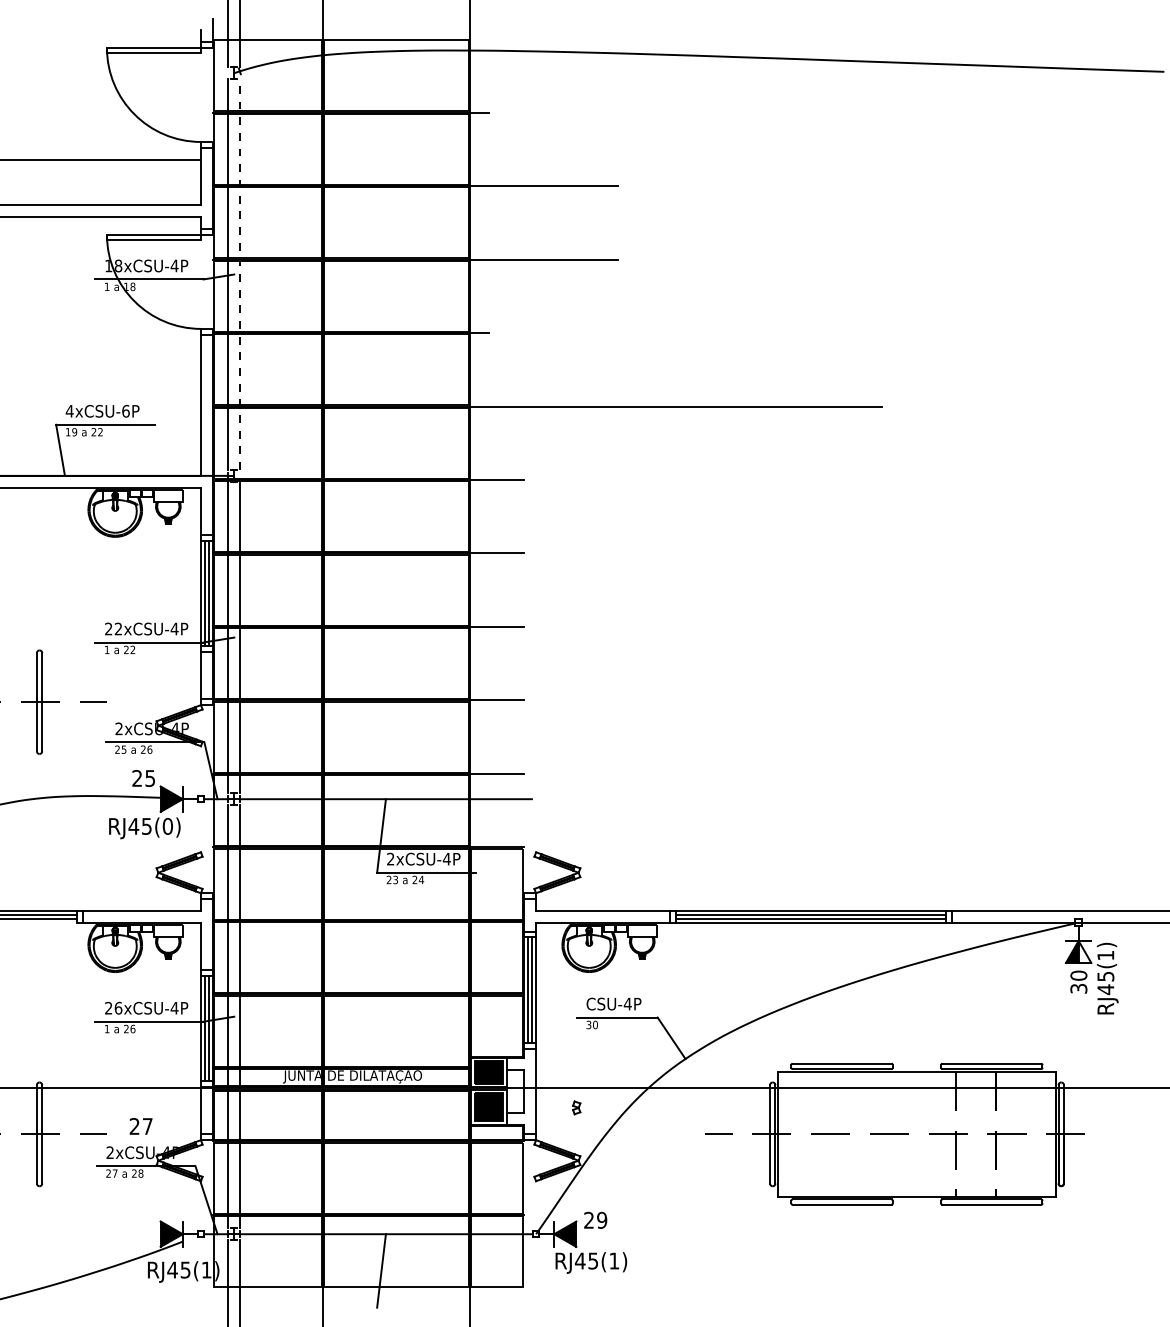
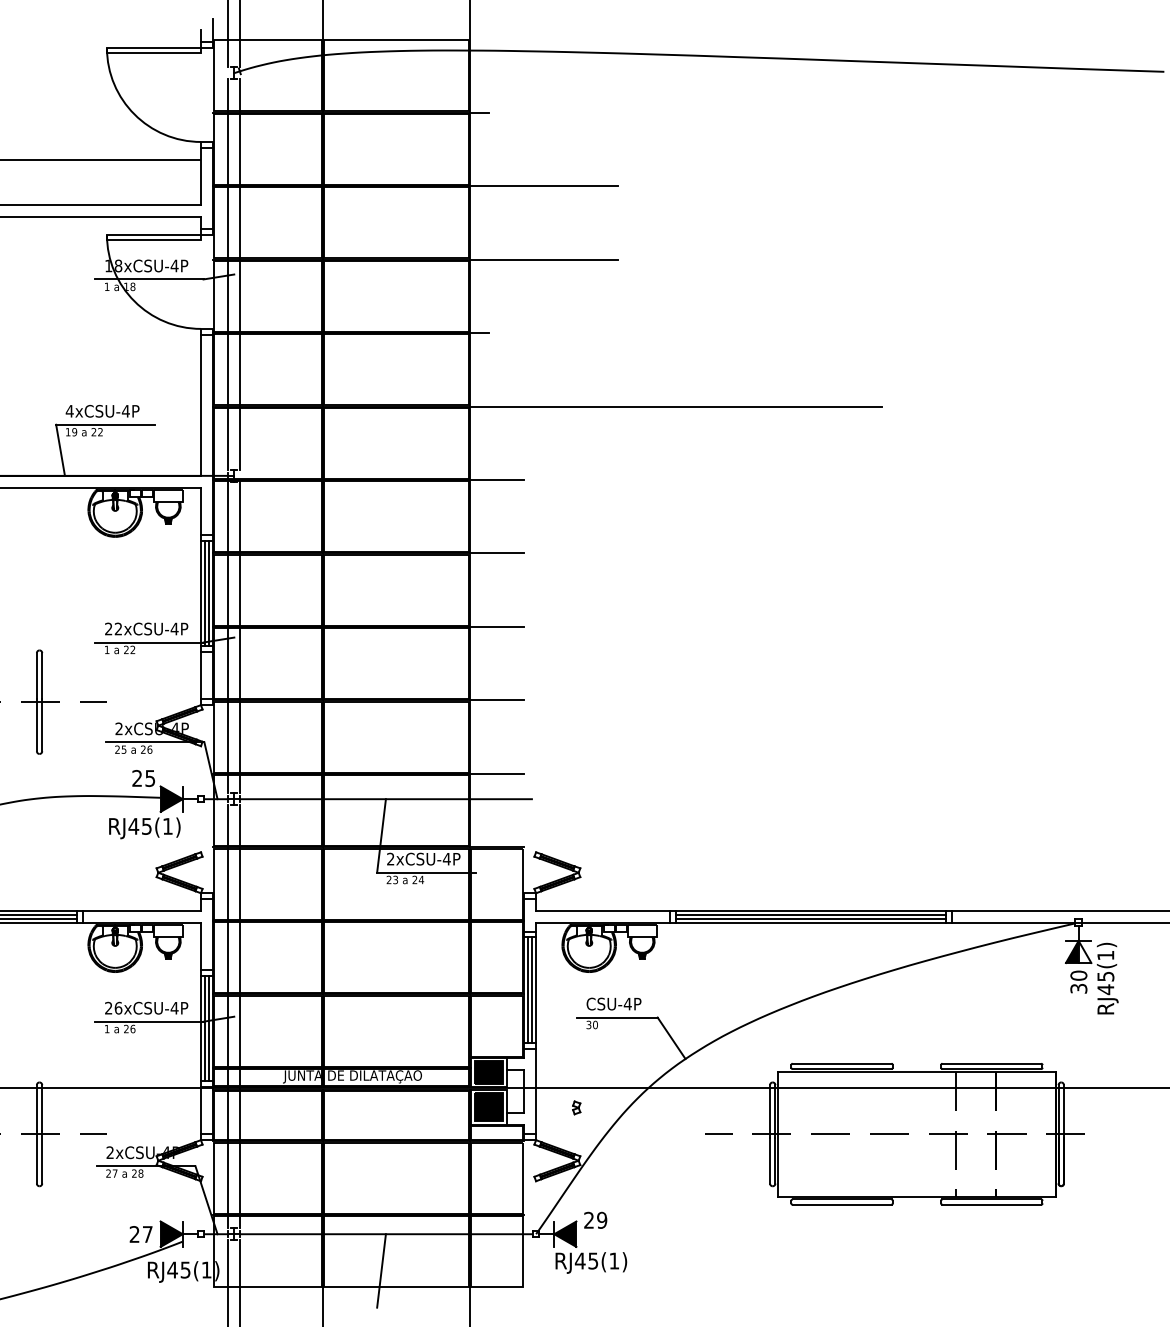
line: dashed -> solid (240, 274)
text: 4xCSU-6P -> 4xCSU-4P (125, 411)
text: RJ45(0) -> RJ45(1) (167, 826)
line: none -> present (39, 922)
text position: (140, 1126) -> (140, 1234) (140, 1234)
